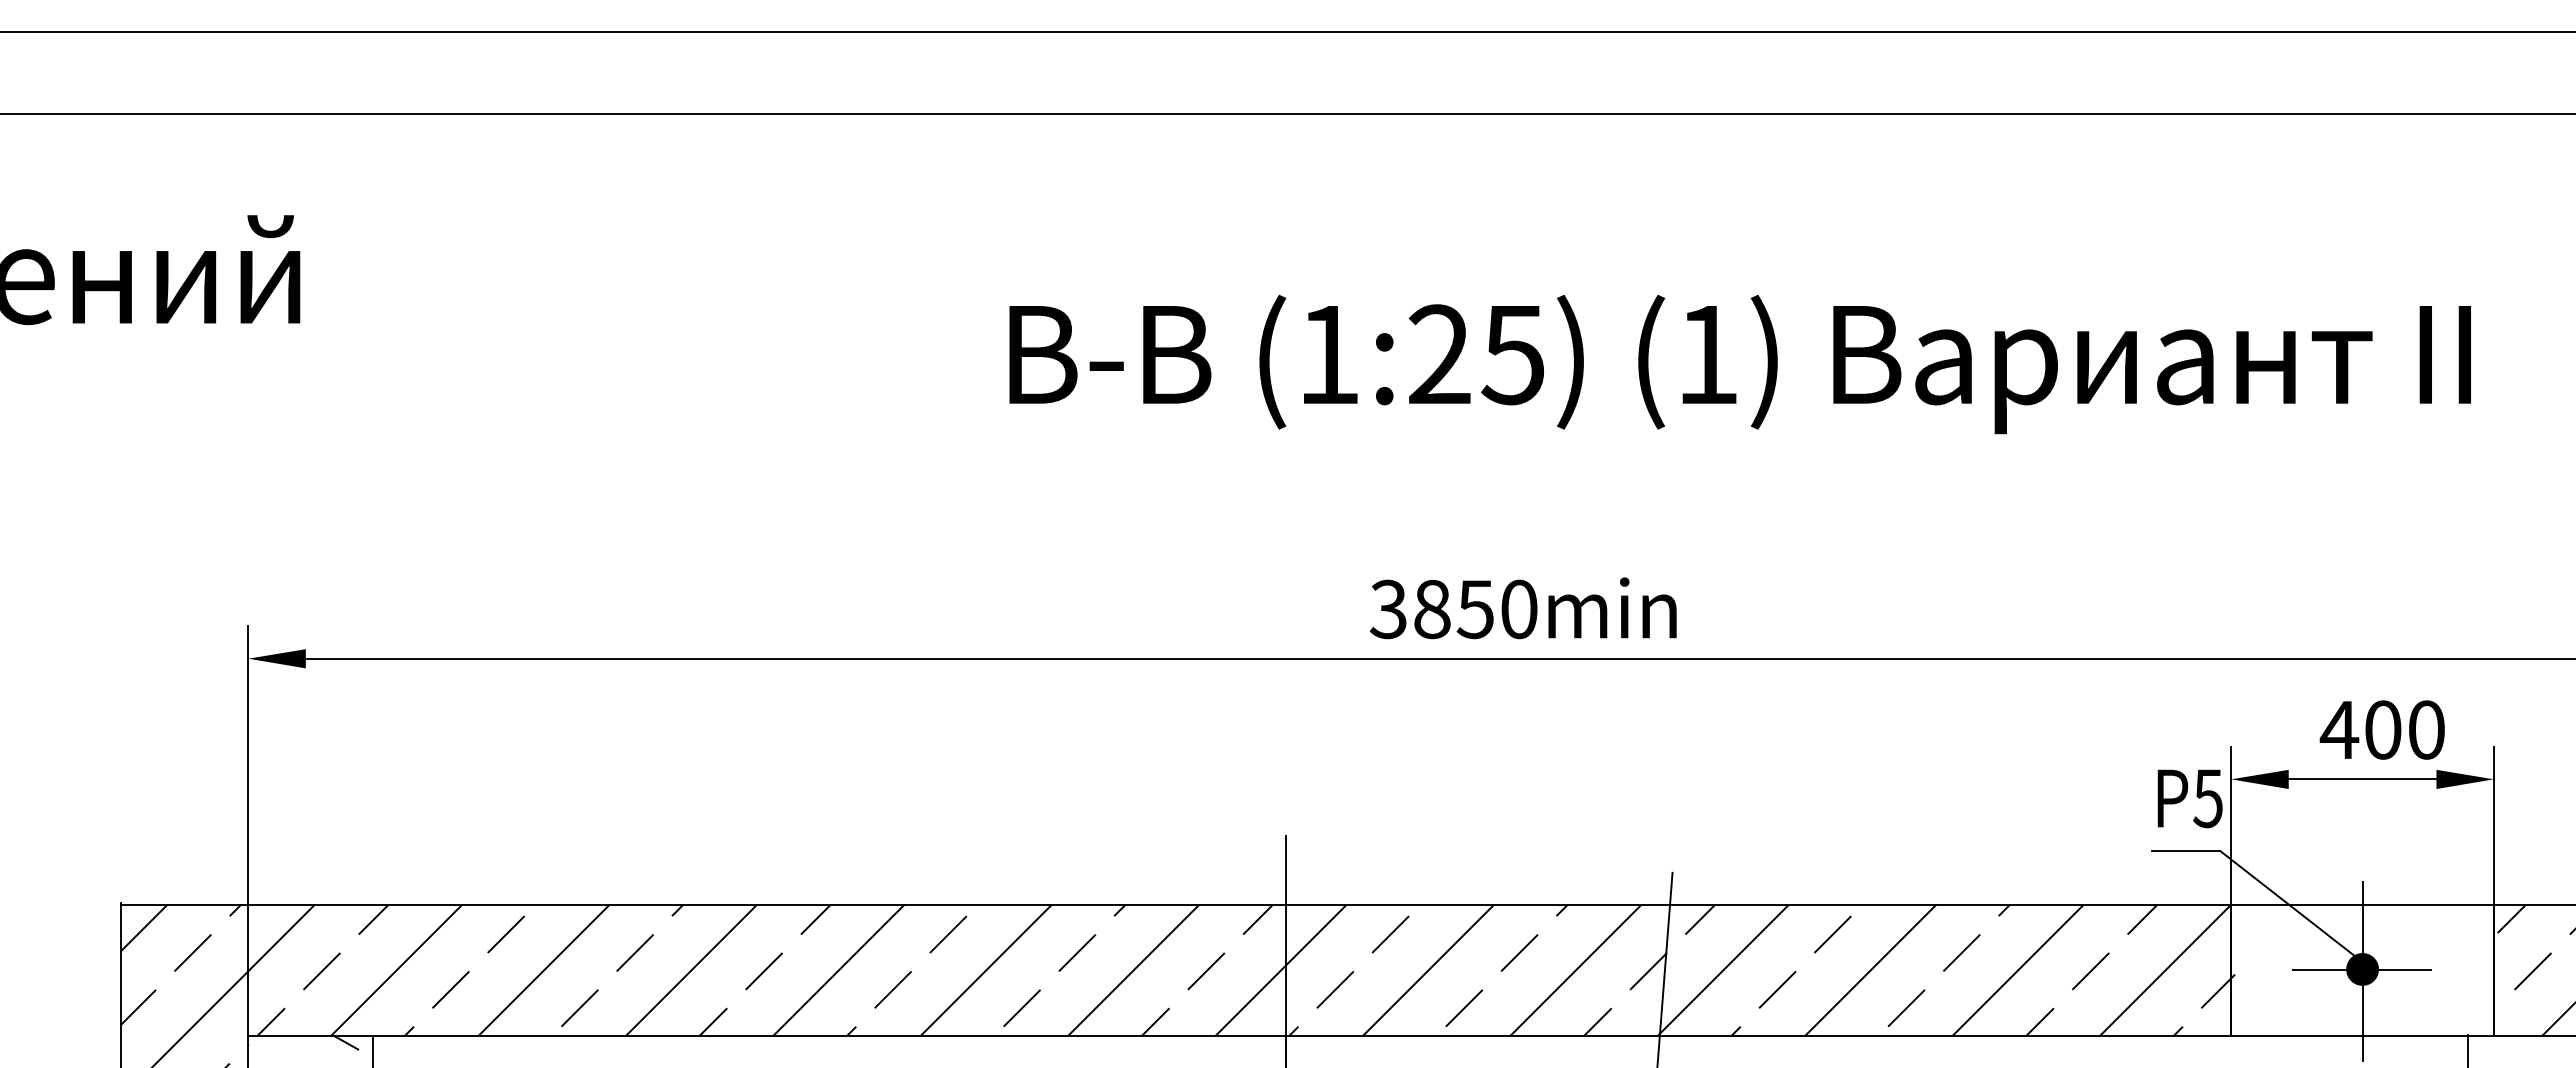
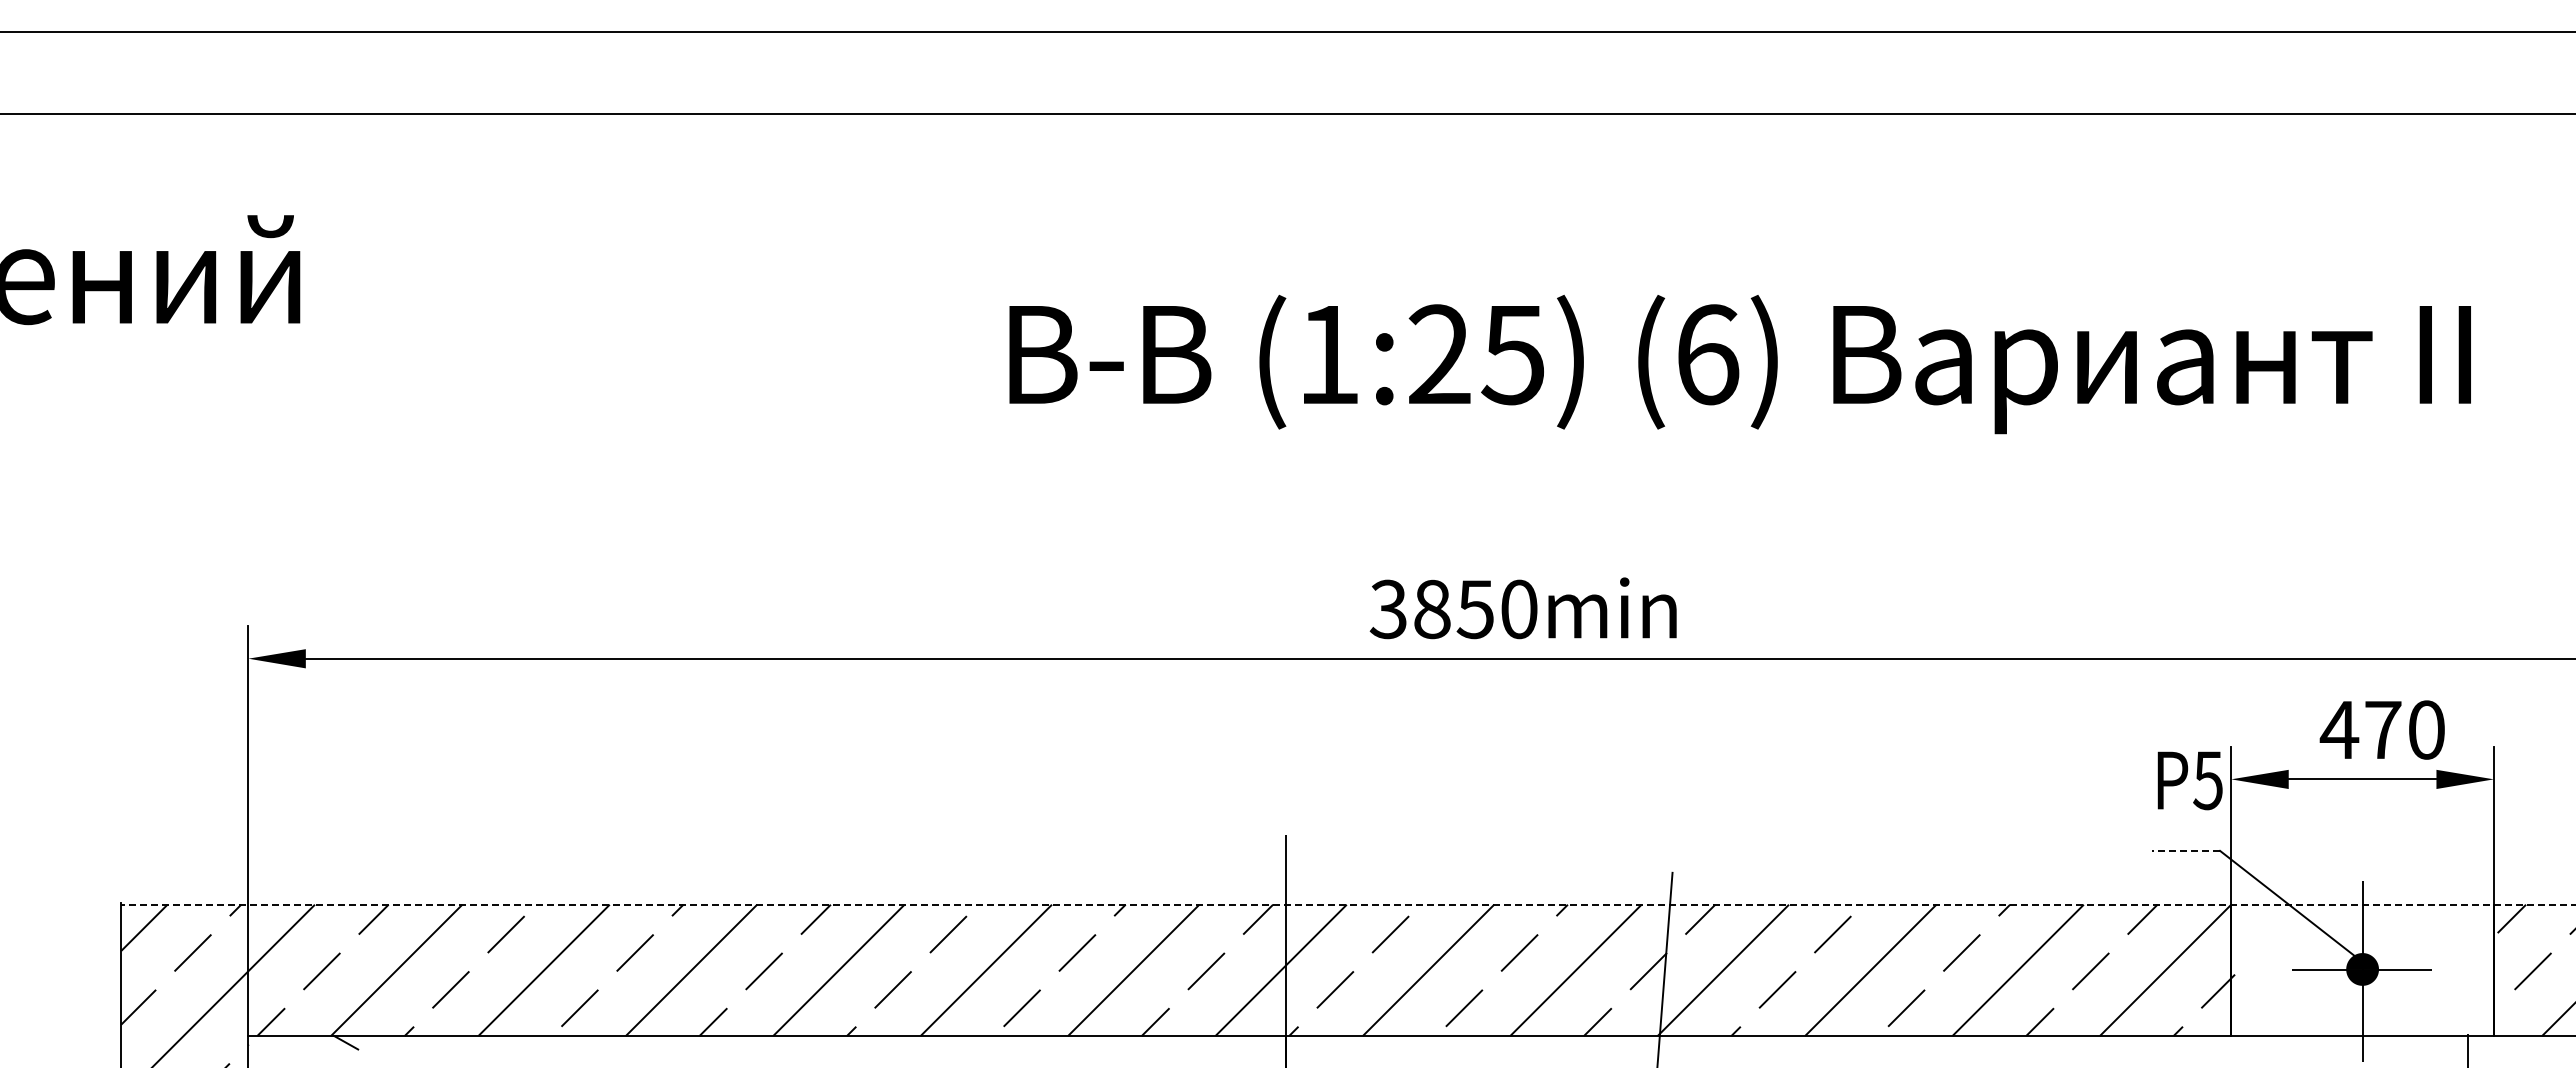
text: (1) -> (6) (1708, 354)
text: 400 -> 470 (2383, 729)
text position: (2189, 798) -> (2189, 780) (2189, 780)
line: solid -> dashed (2185, 850)
line: solid -> dashed (1347, 904)
line: present -> none (373, 1050)
